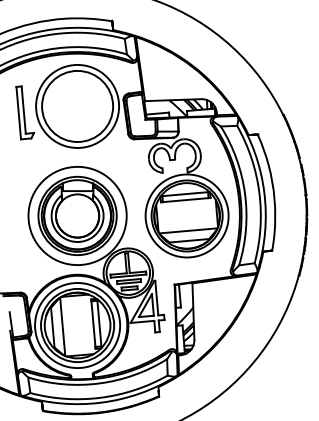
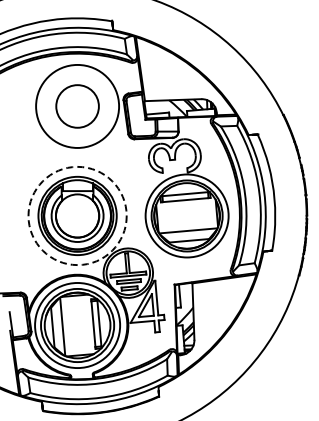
circle diameter: 71 px -> 43 px (77, 106)
part: present -> none (24, 112)
circle: solid -> dashed (77, 215)
